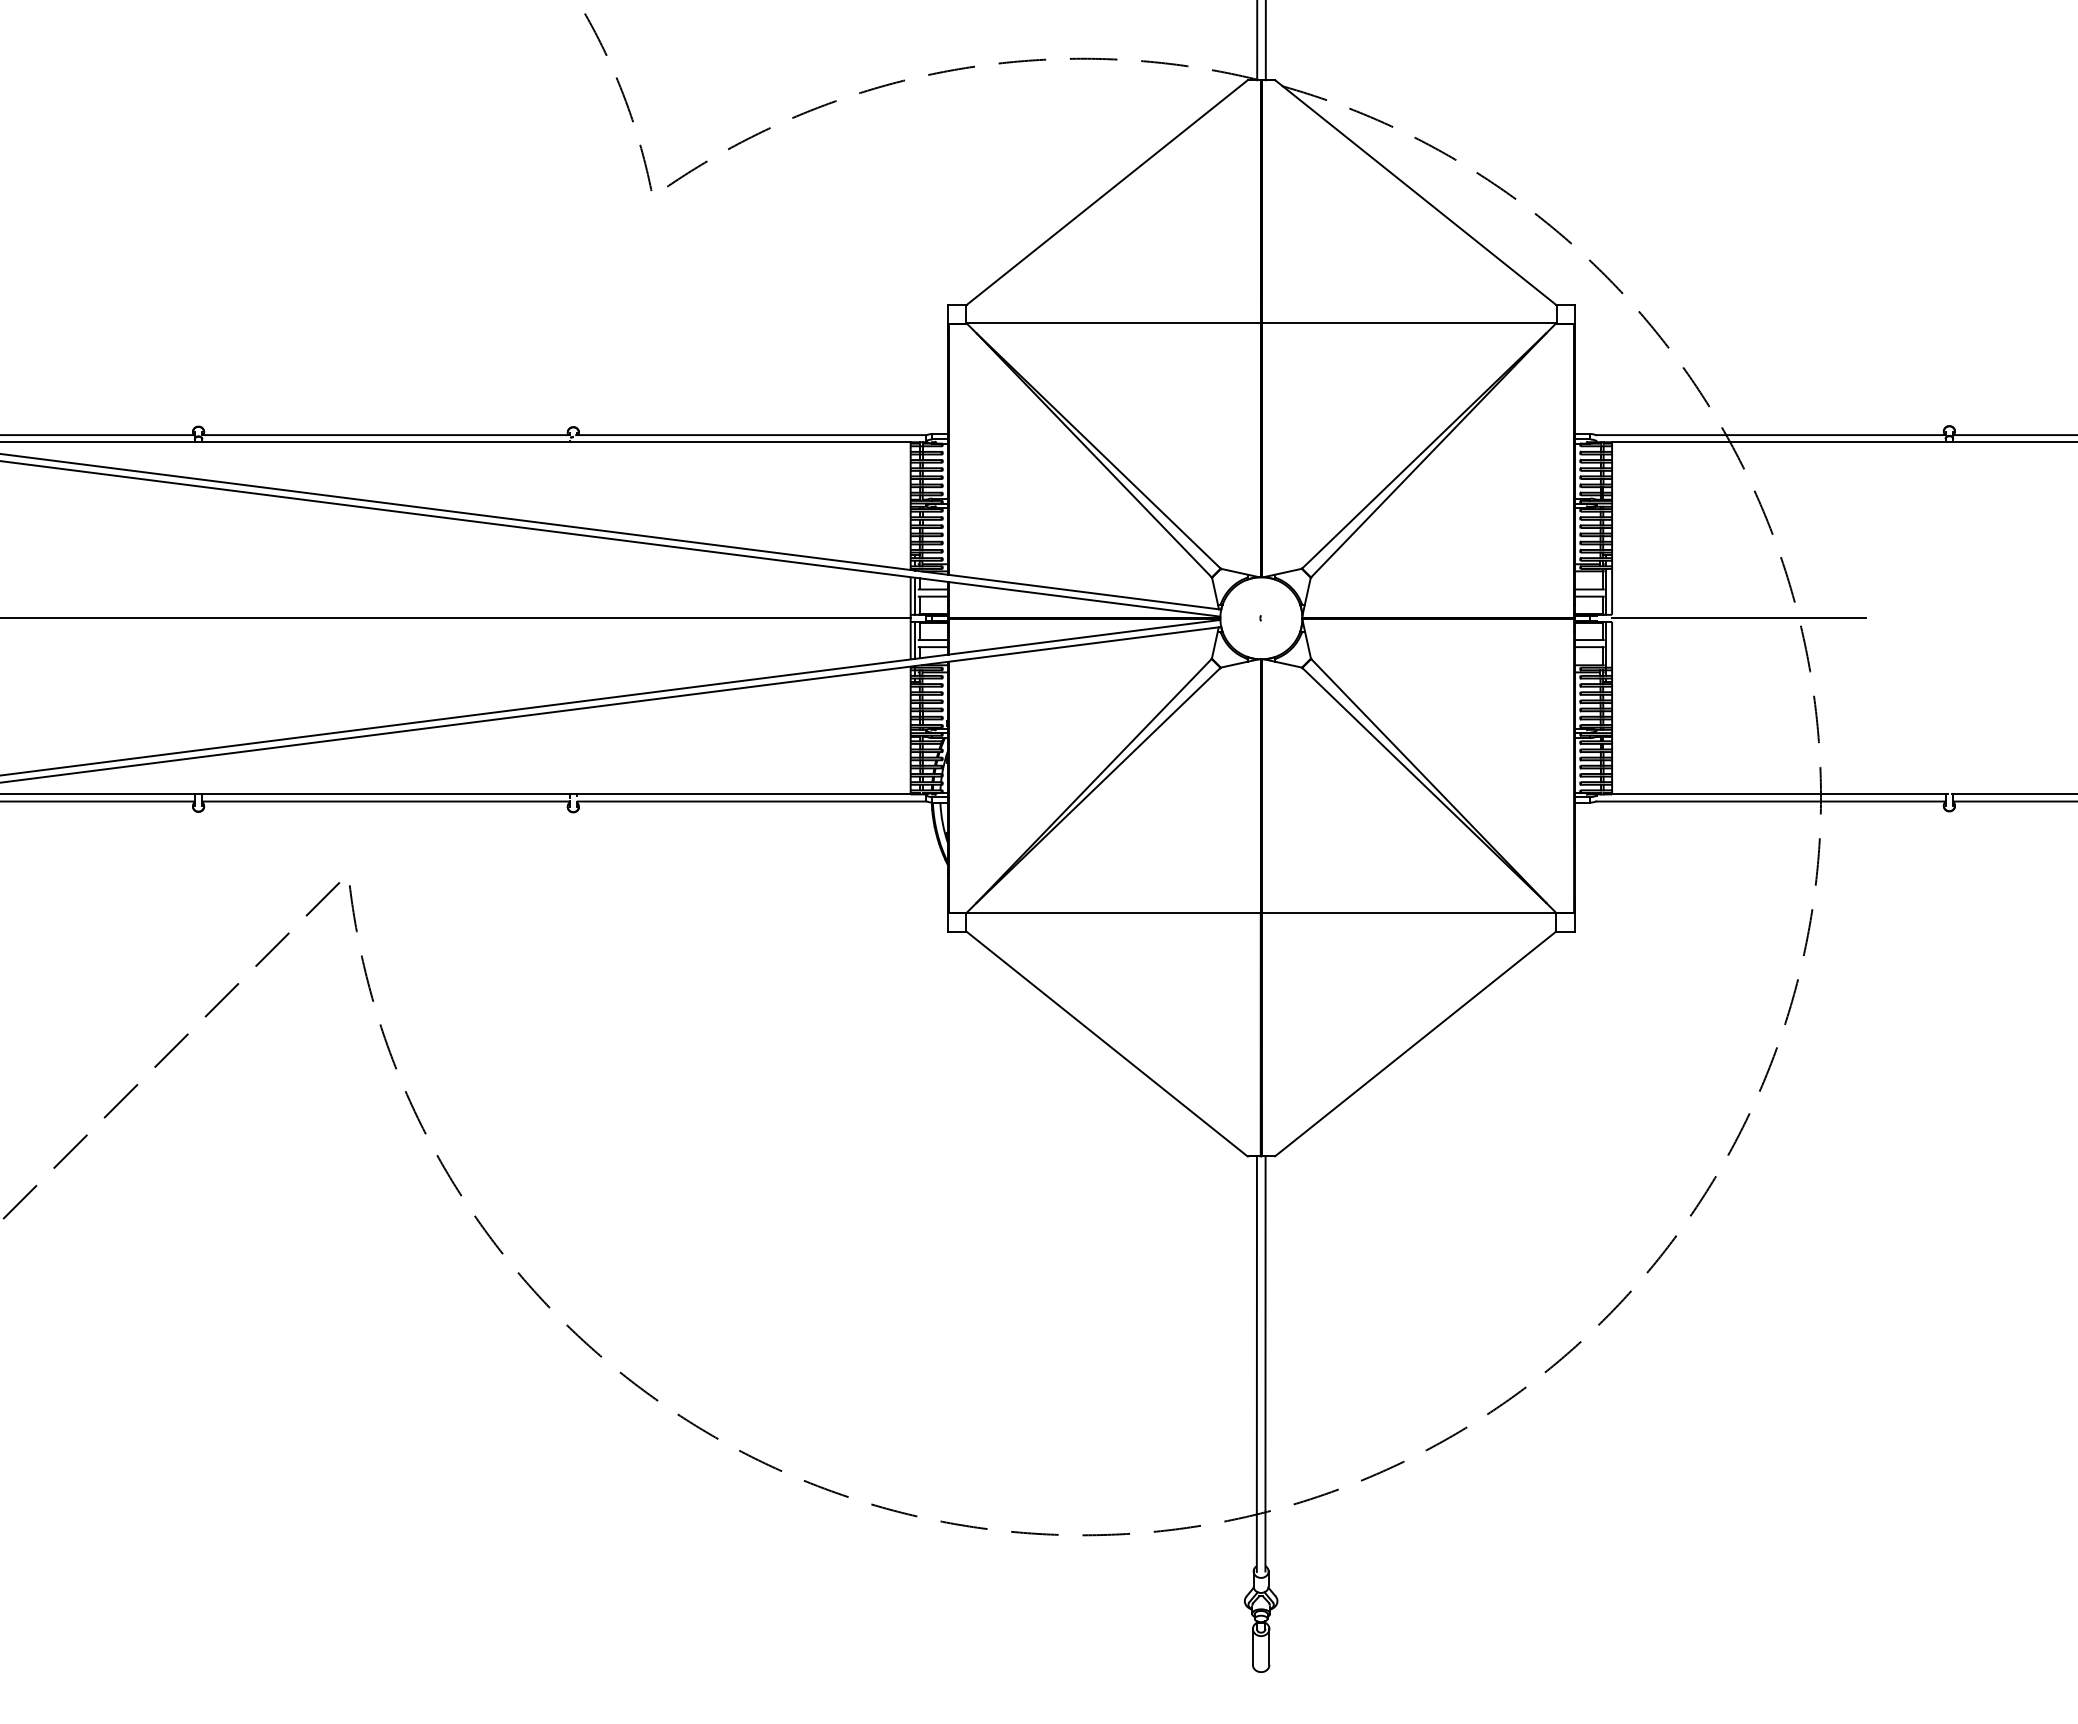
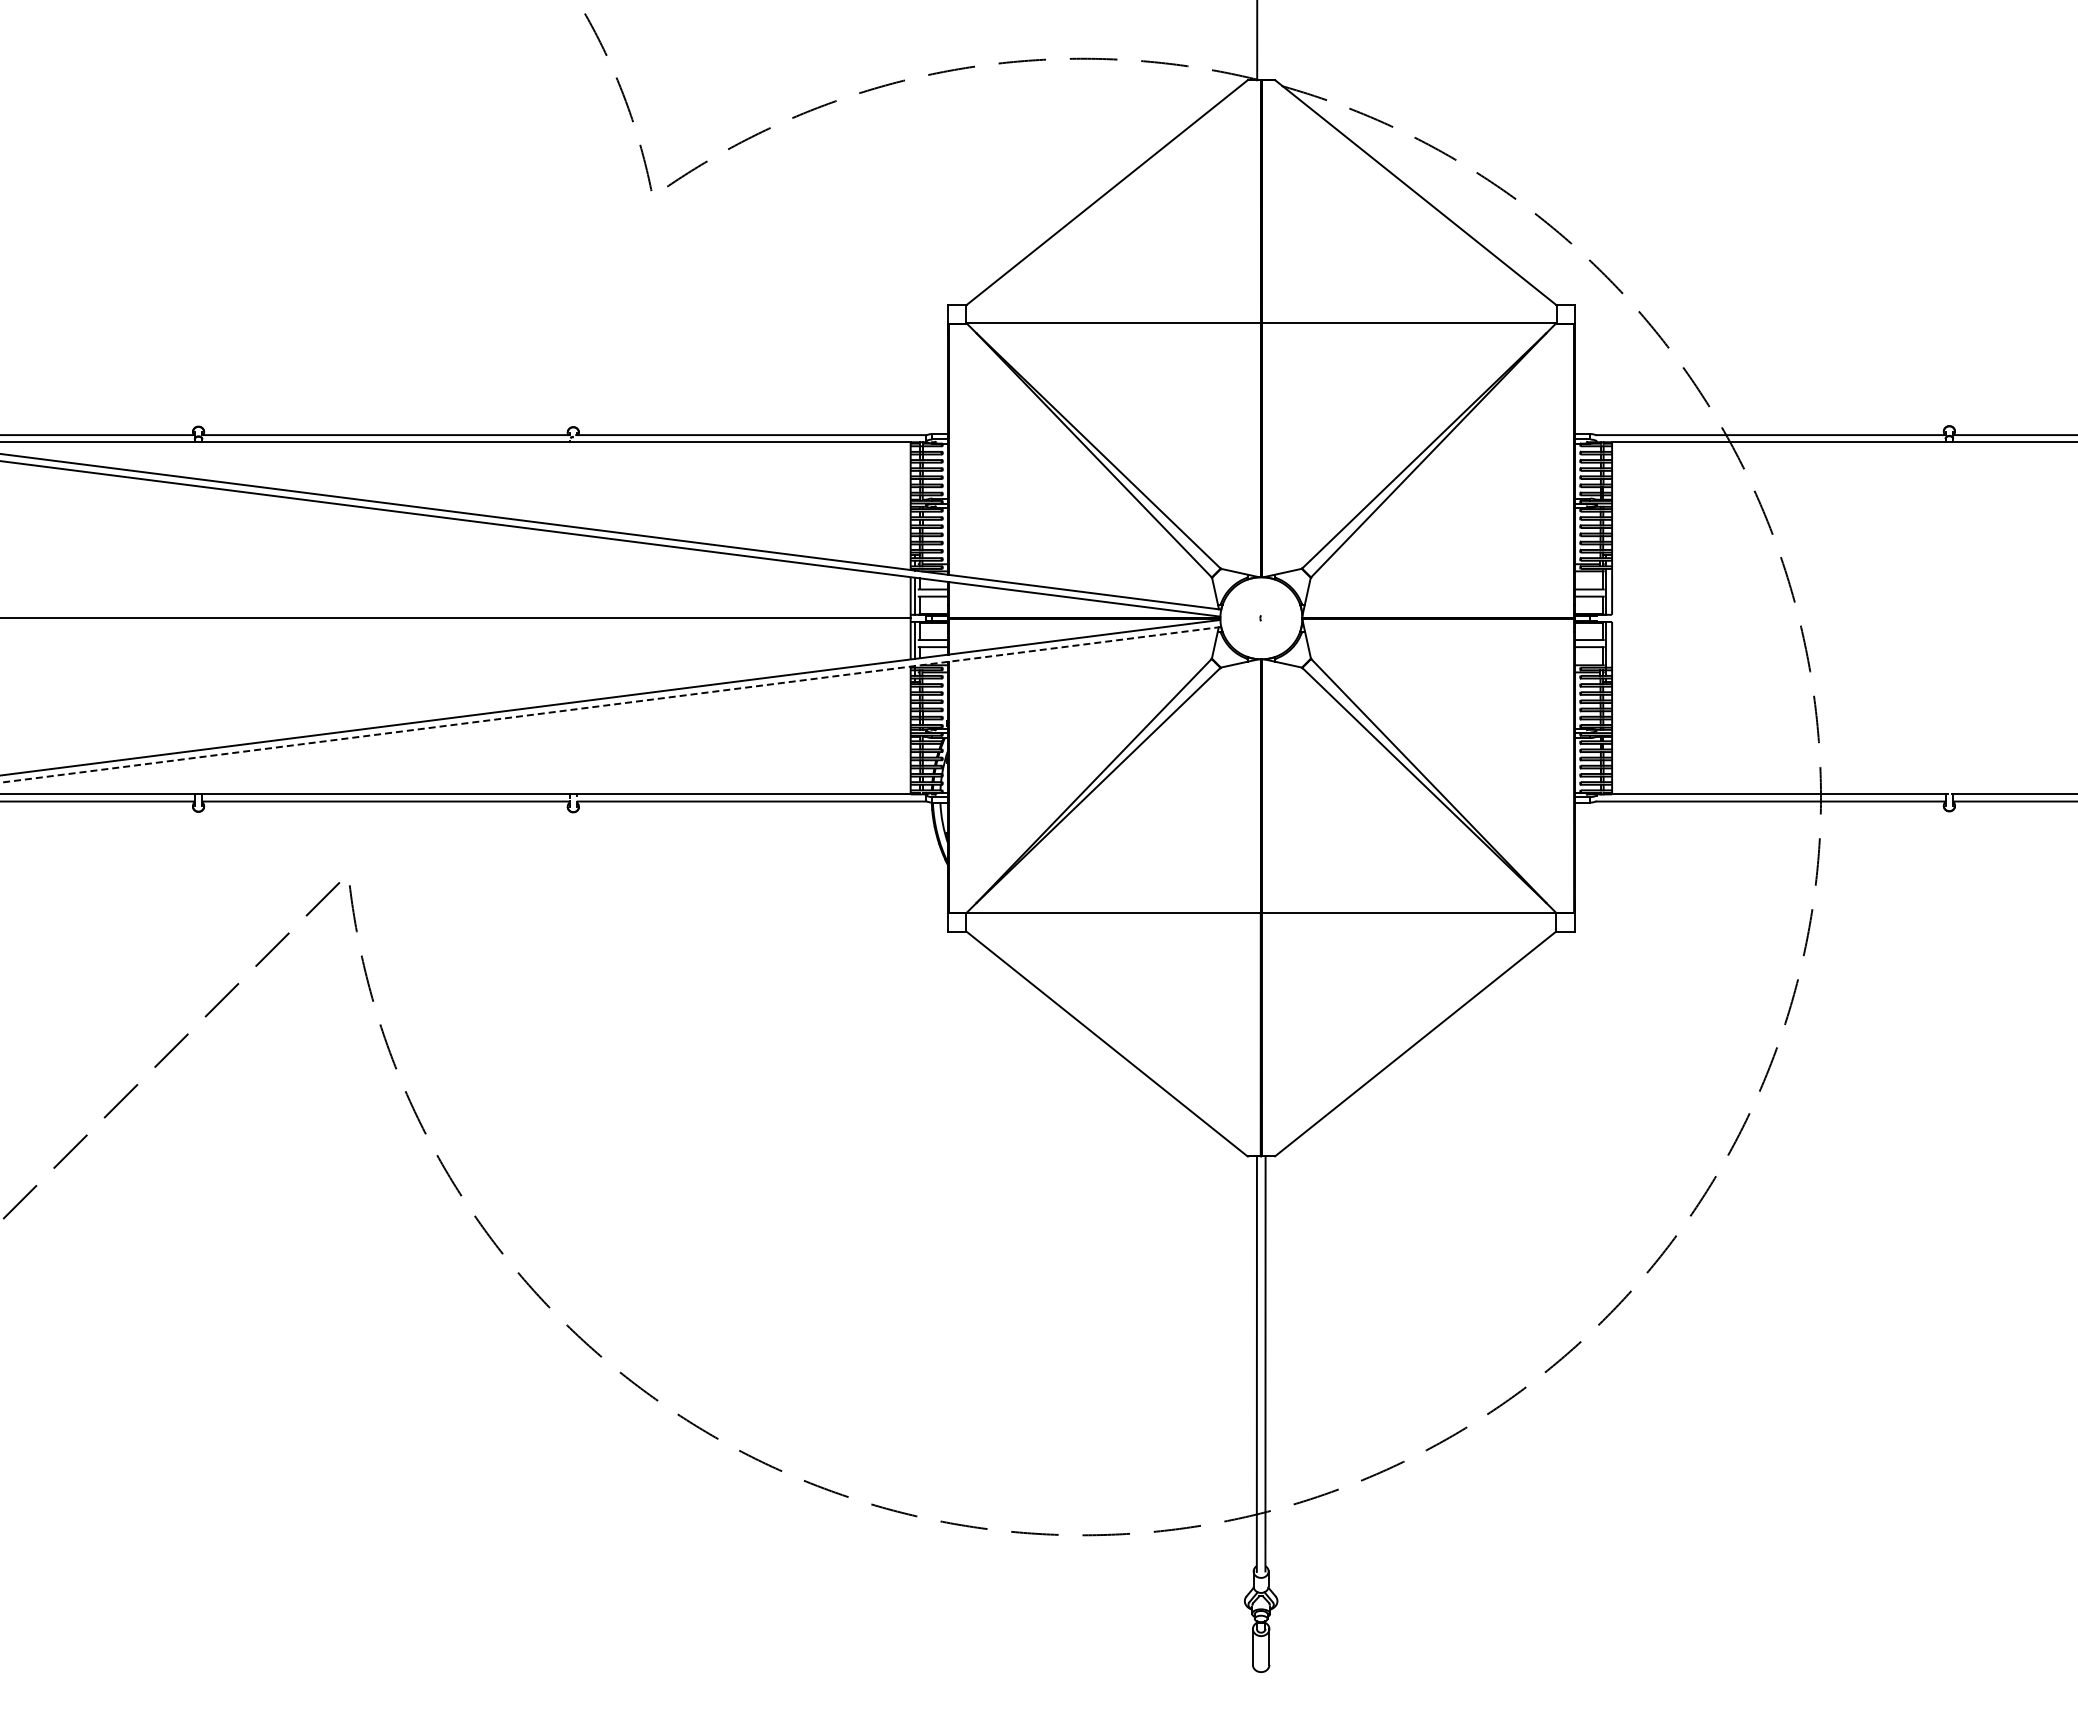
line: present -> none (1265, 41)
line: present -> none (1738, 618)
line: solid -> dashed (610, 704)
